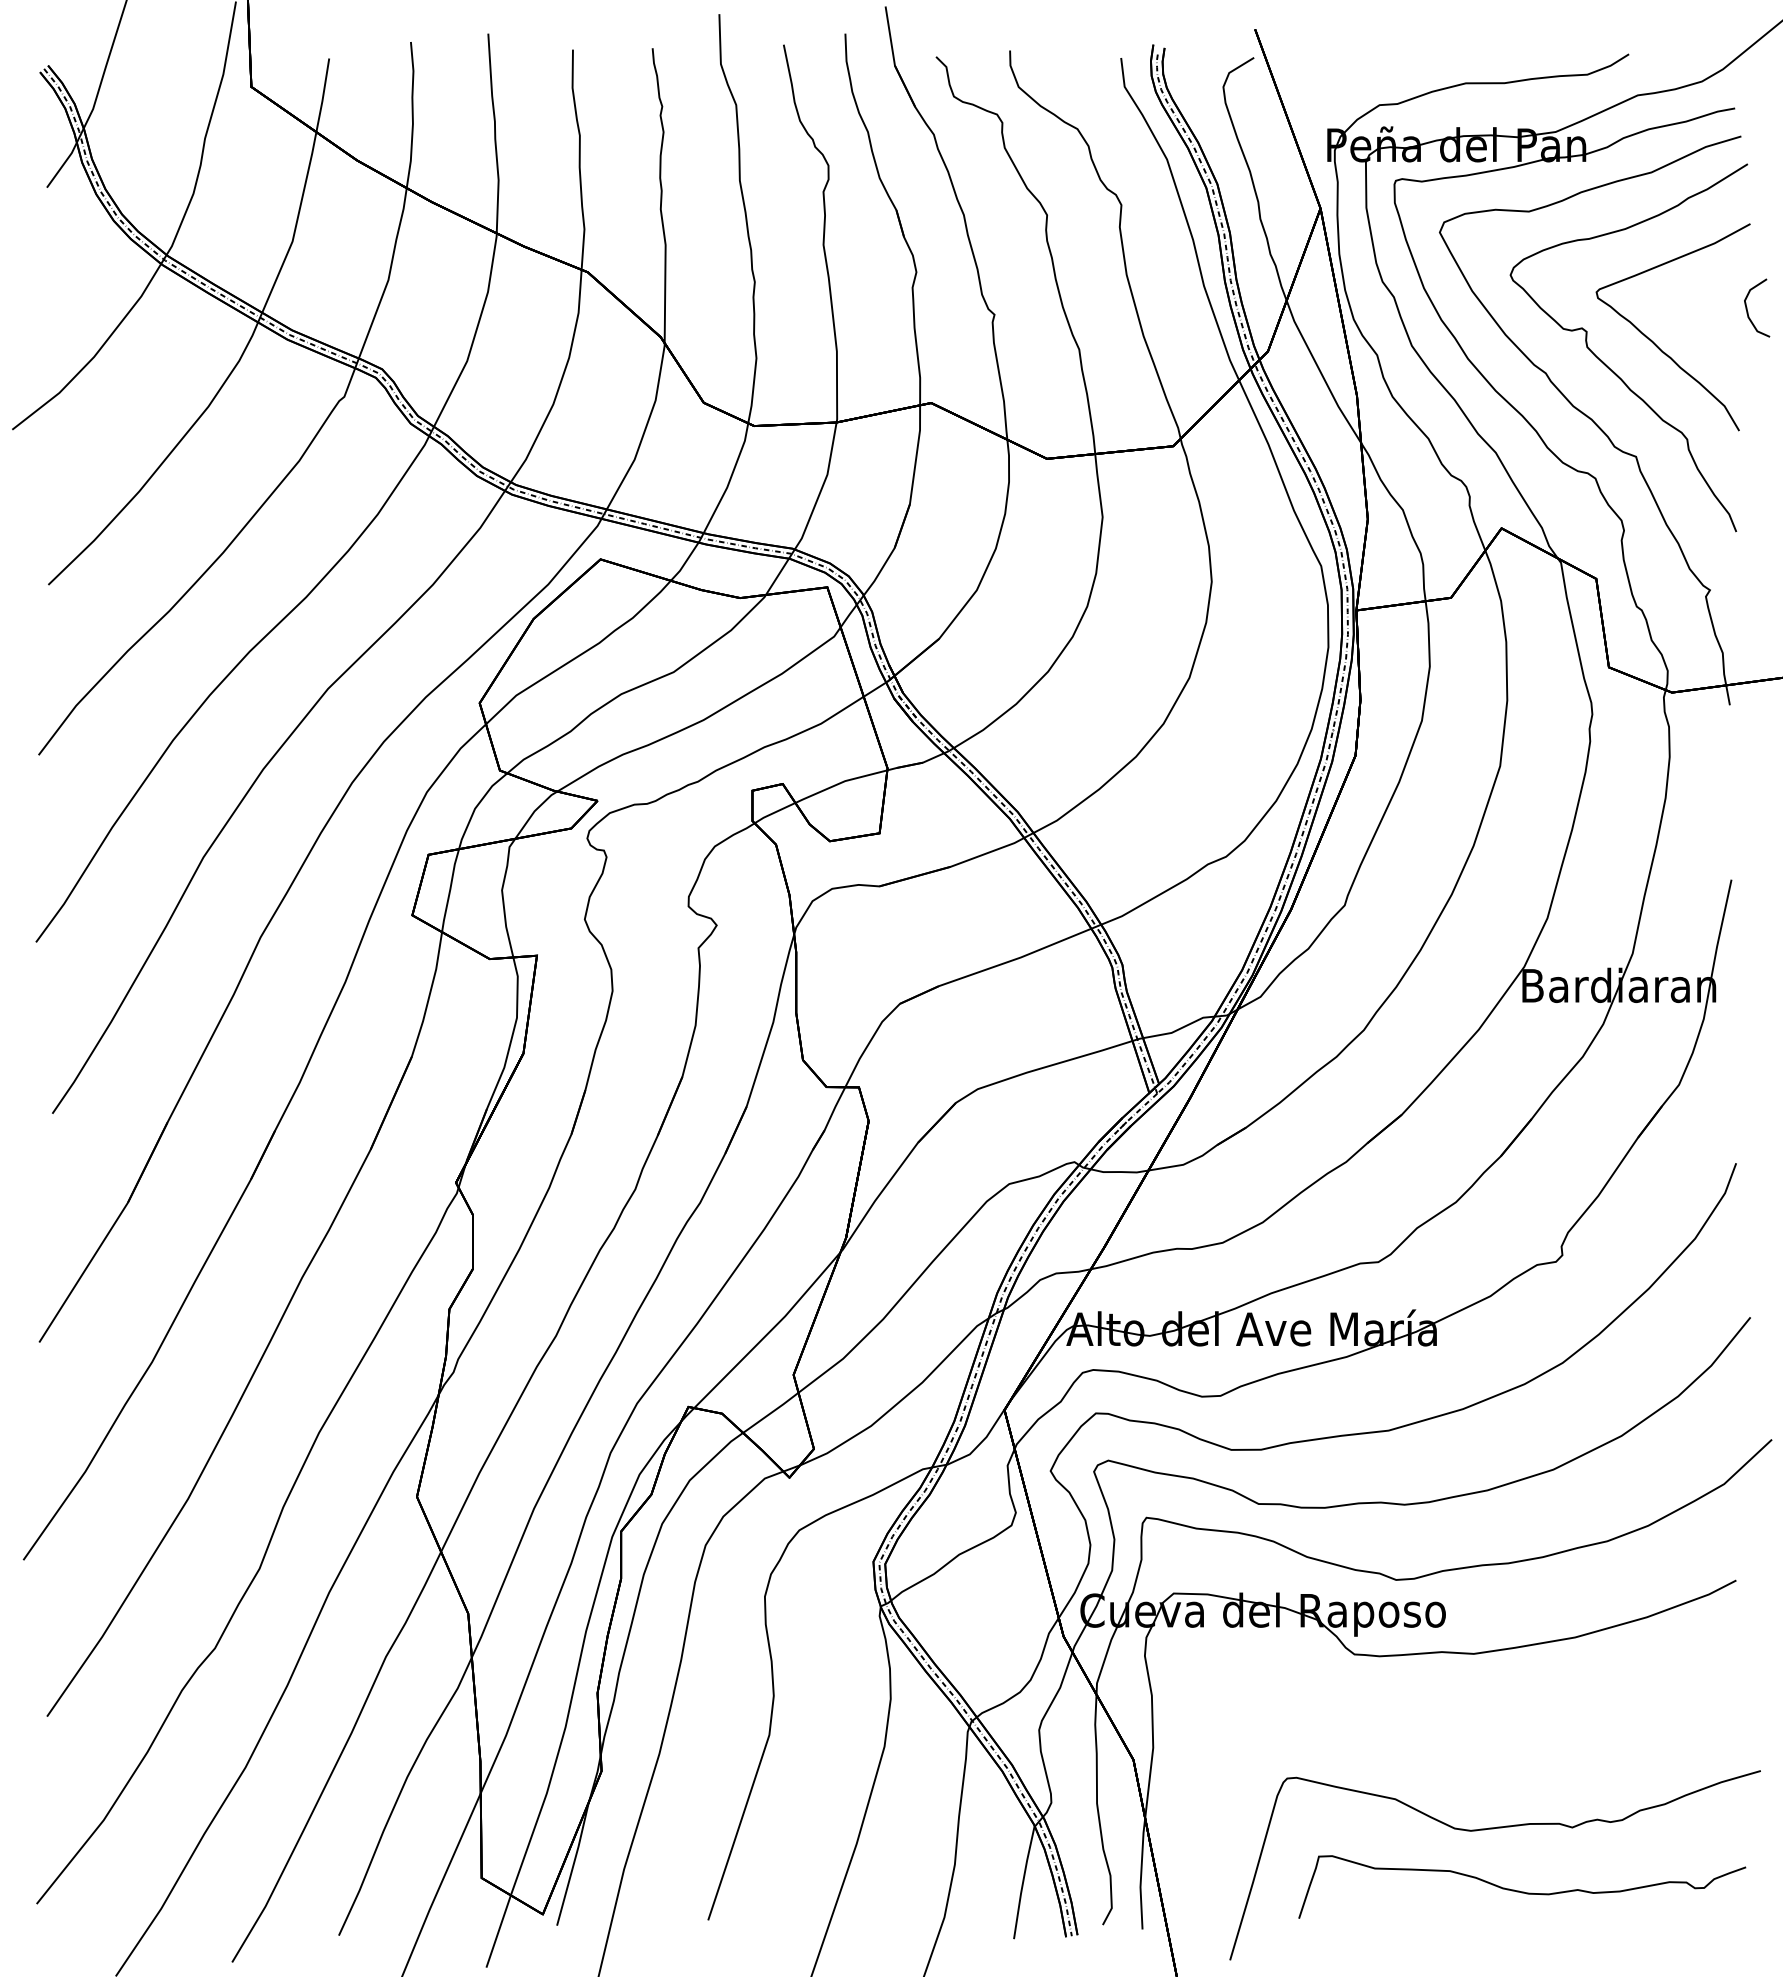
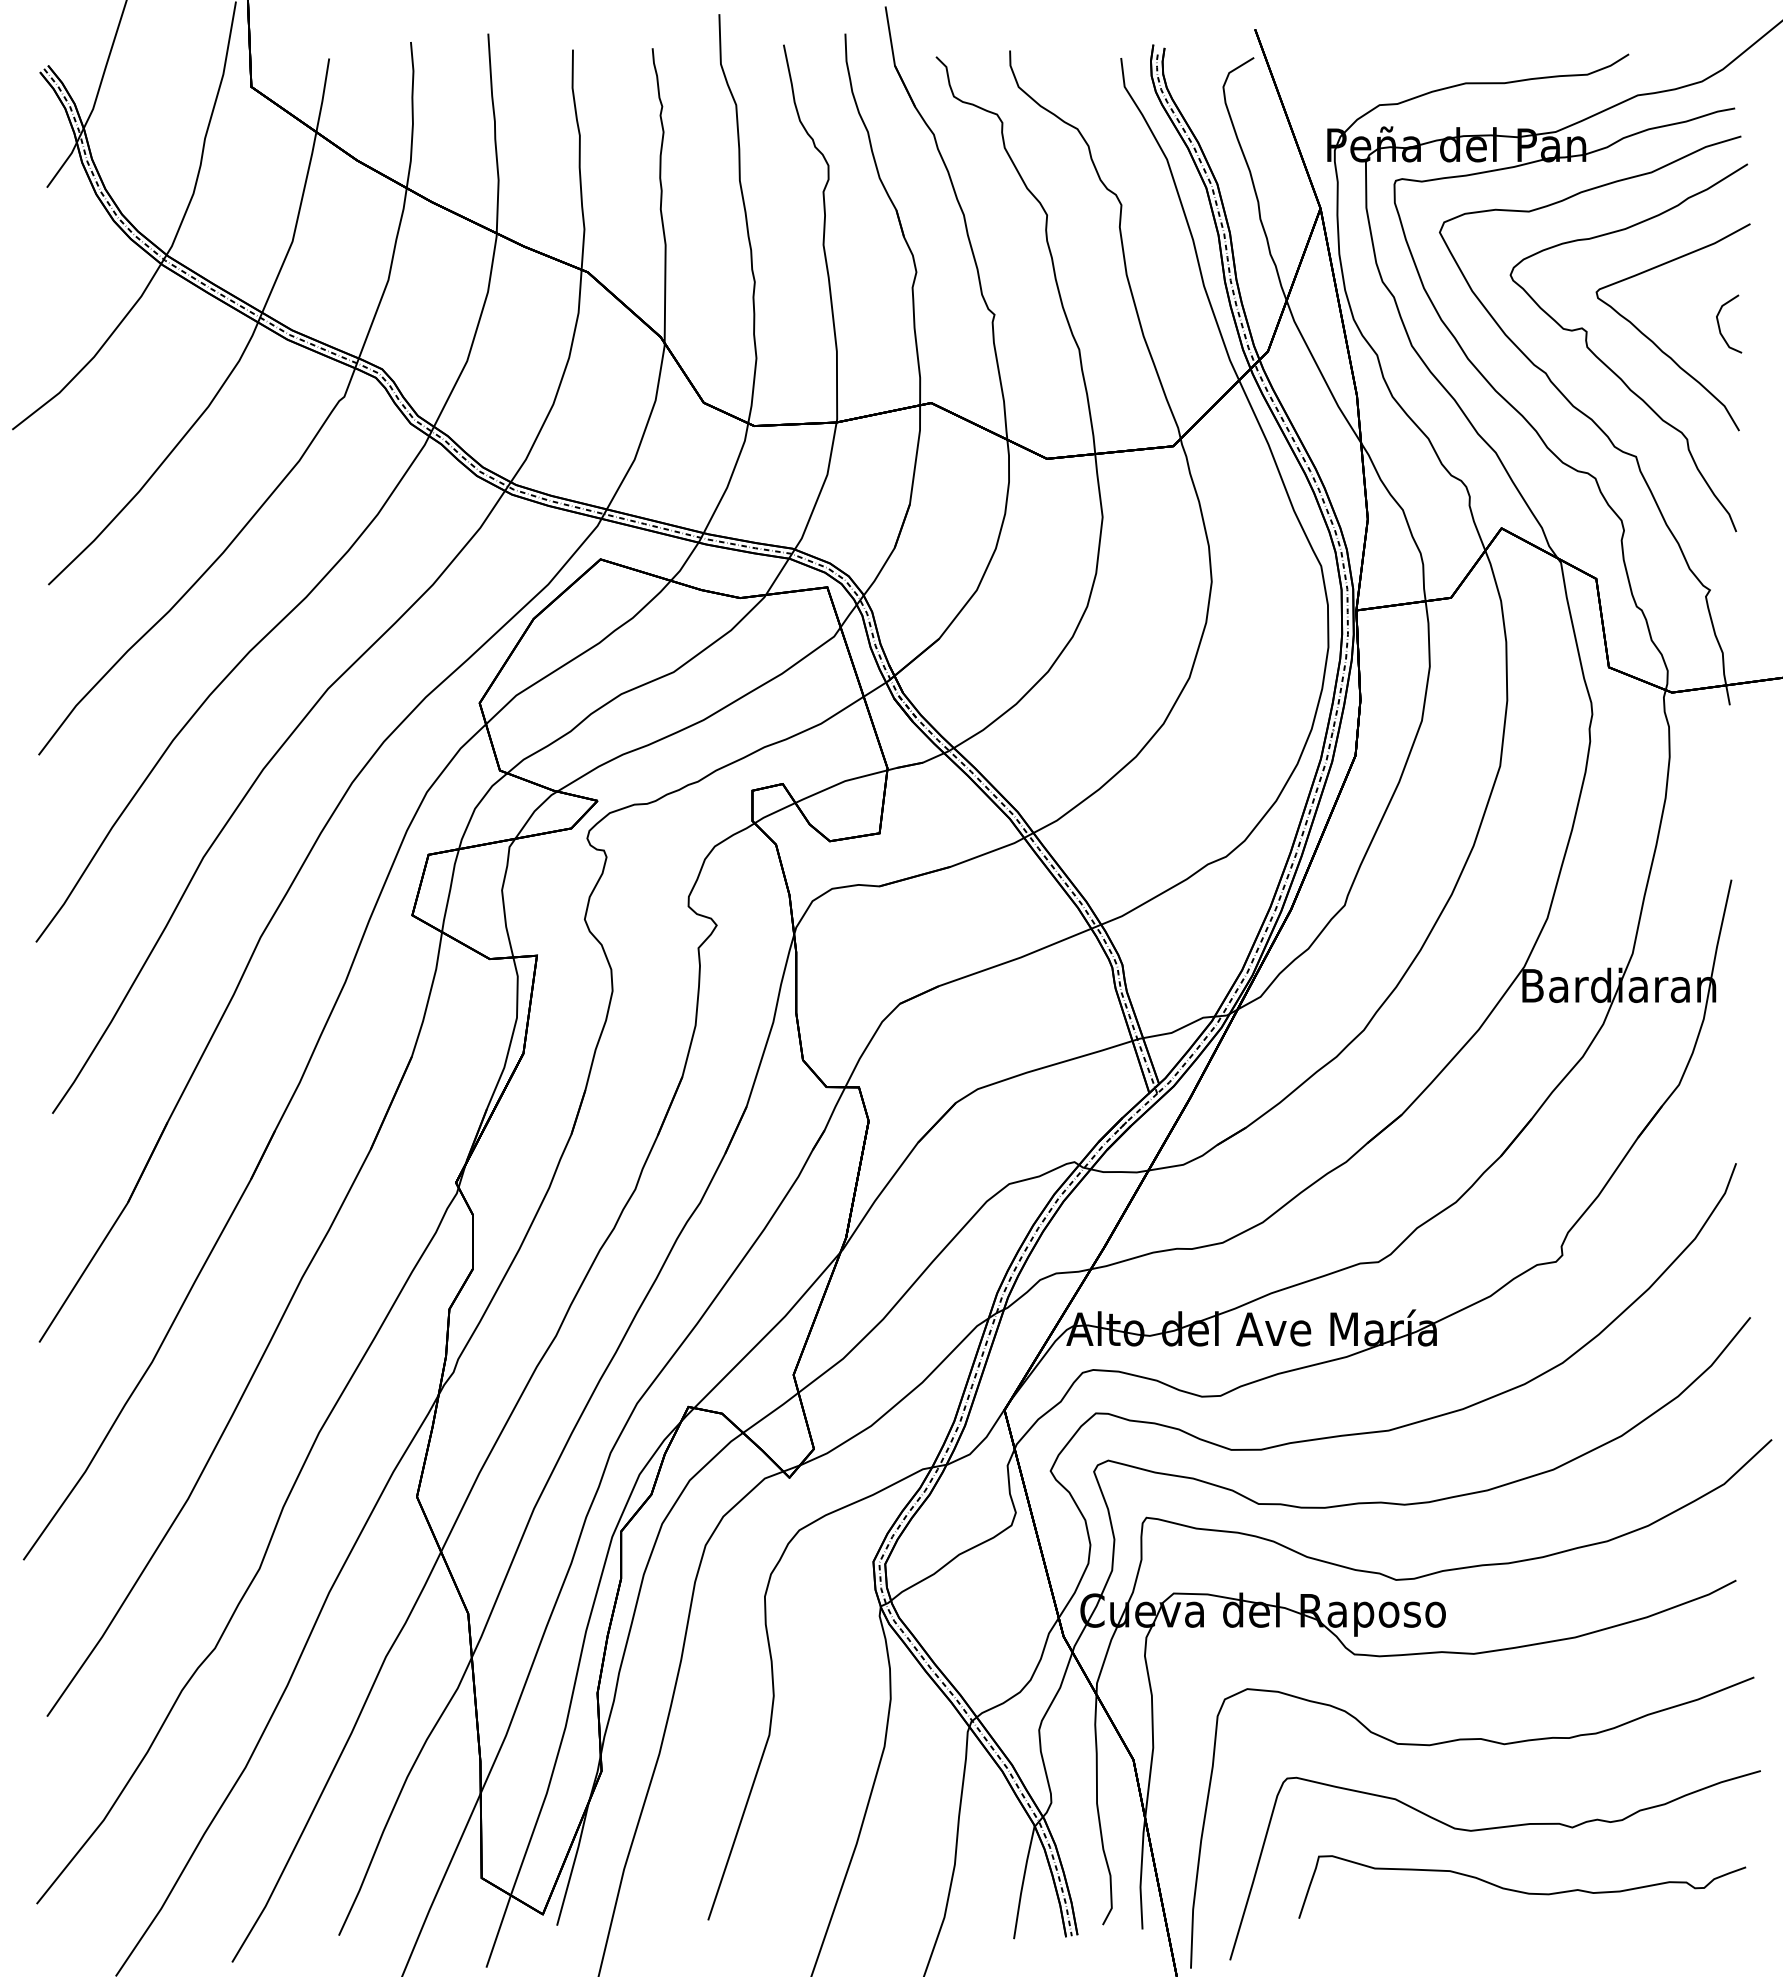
curve position: (1748, 311) -> (1720, 327) (1720, 327)
curve: none -> present (1472, 1740)
